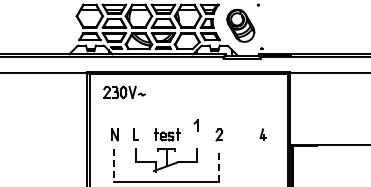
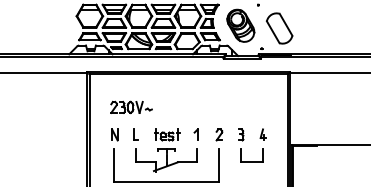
part: none -> present (279, 28)
part position: (124, 92) -> (131, 107) (131, 107)
part position: (195, 125) -> (195, 134) (195, 134)
part: none -> present (244, 139)
line: dashed -> solid (114, 165)
line: dashed -> solid (218, 165)
